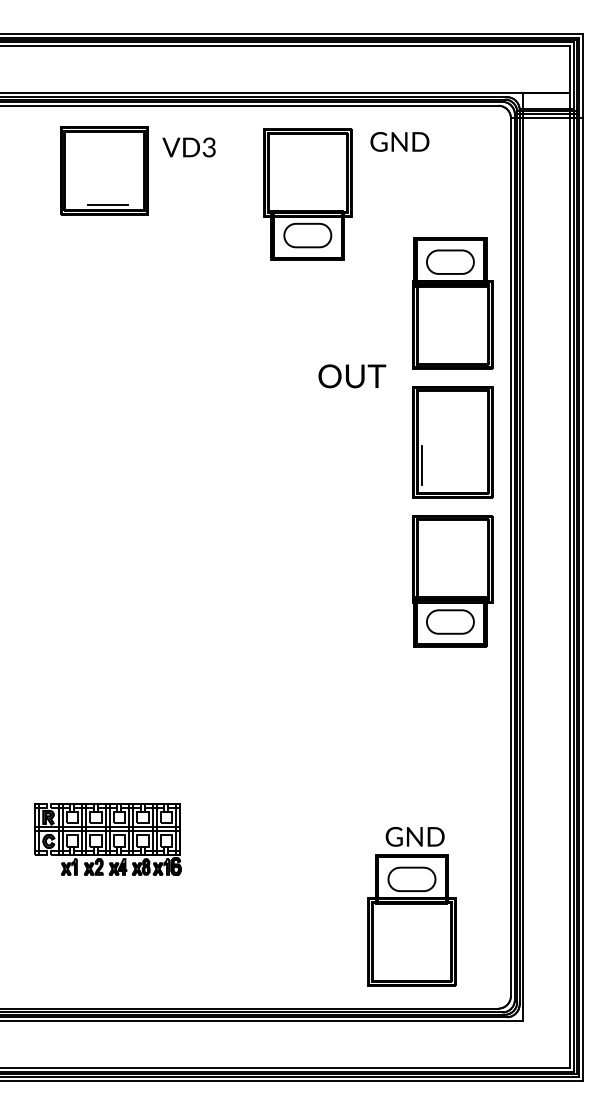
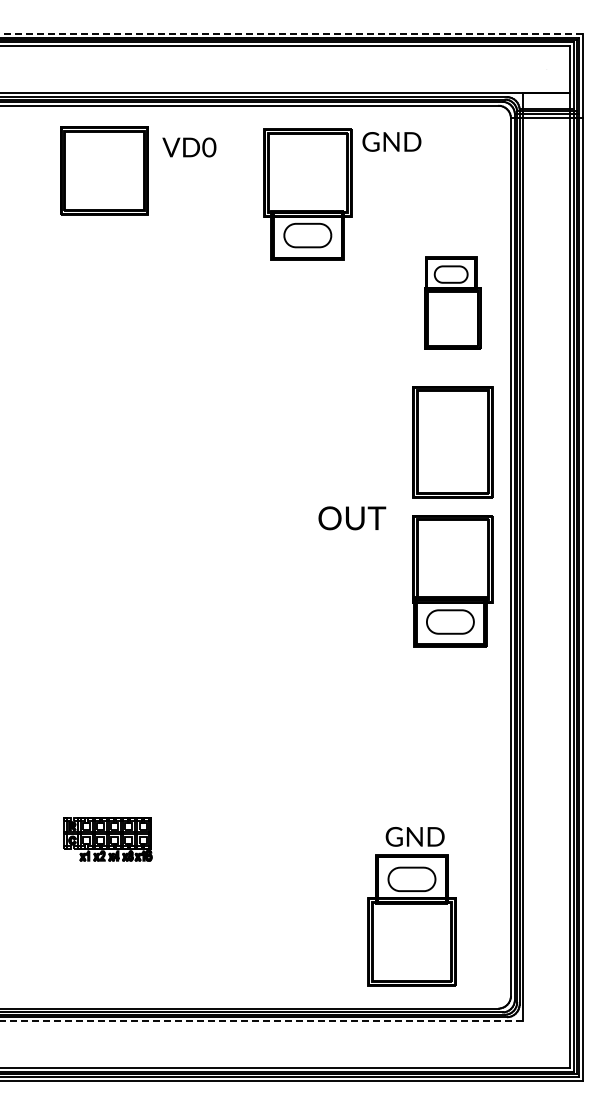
line: solid -> dashed (291, 33)
text position: (399, 141) -> (391, 141) (391, 141)
text: VD3 -> VD0 (209, 147)
line: present -> none (108, 204)
part size: 82x133 px -> 58x94 px (452, 302)
text position: (352, 376) -> (352, 518) (352, 518)
line: present -> none (422, 464)
part size: 148x73 px -> 90x45 px (107, 839)
line: solid -> dashed (261, 1021)
